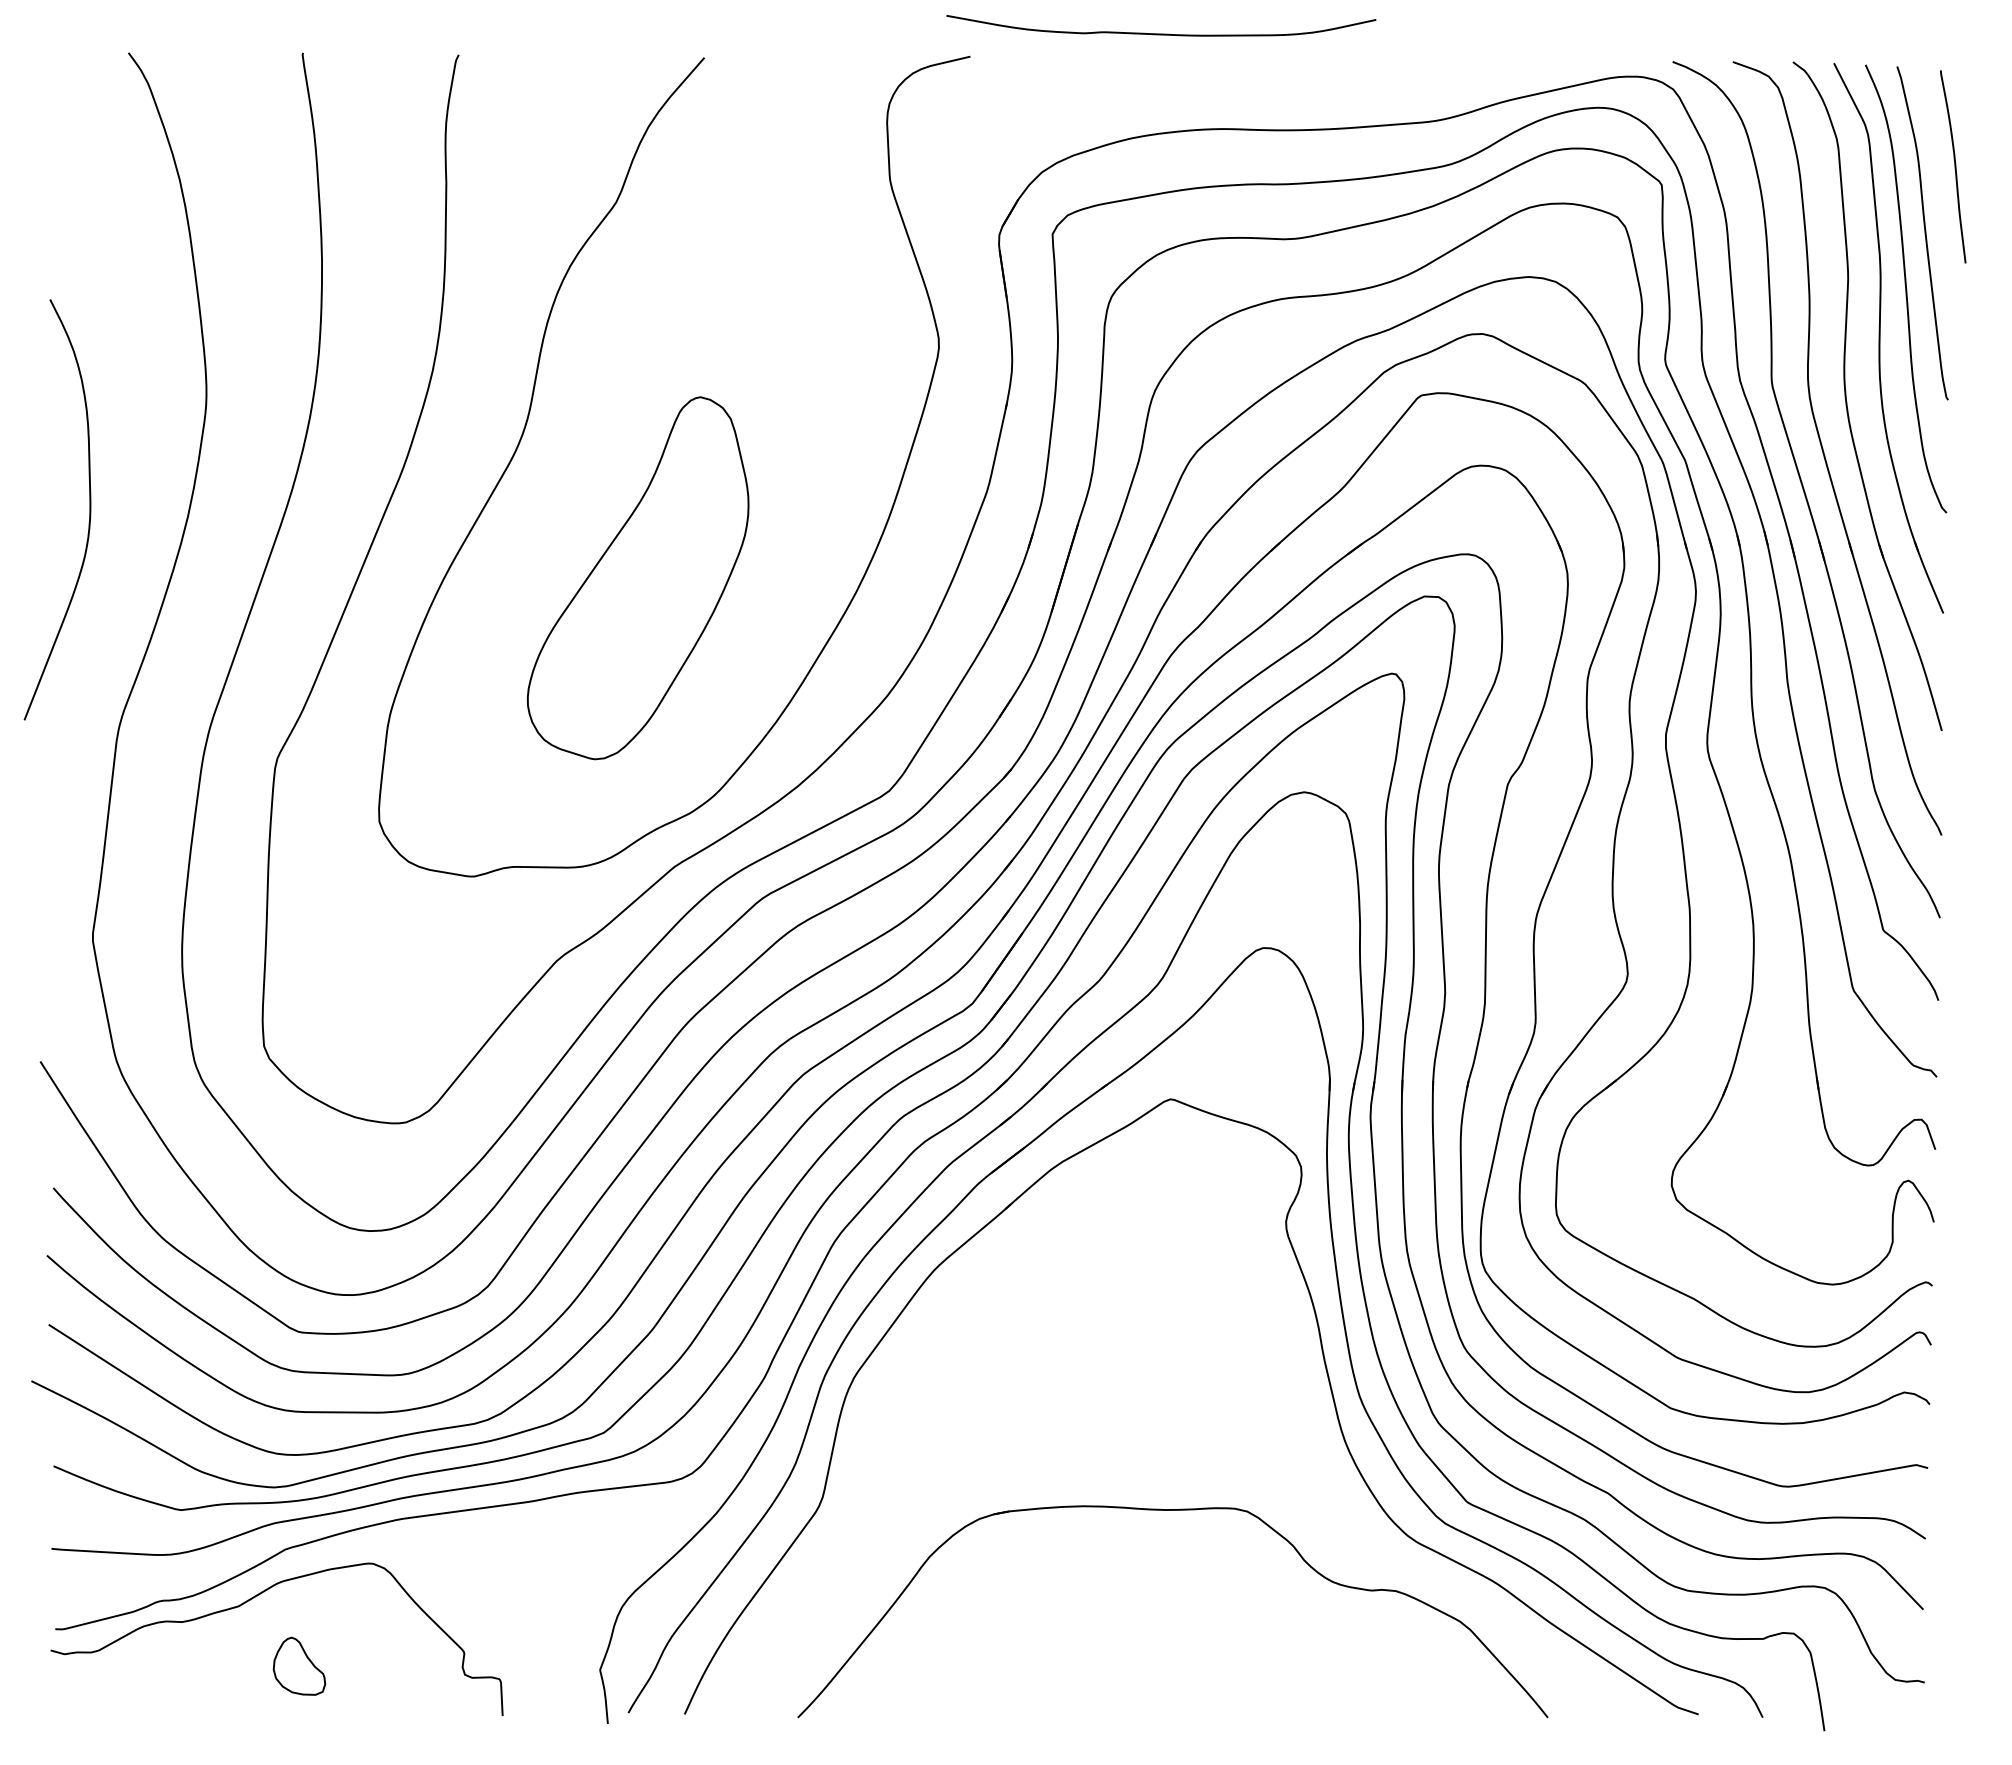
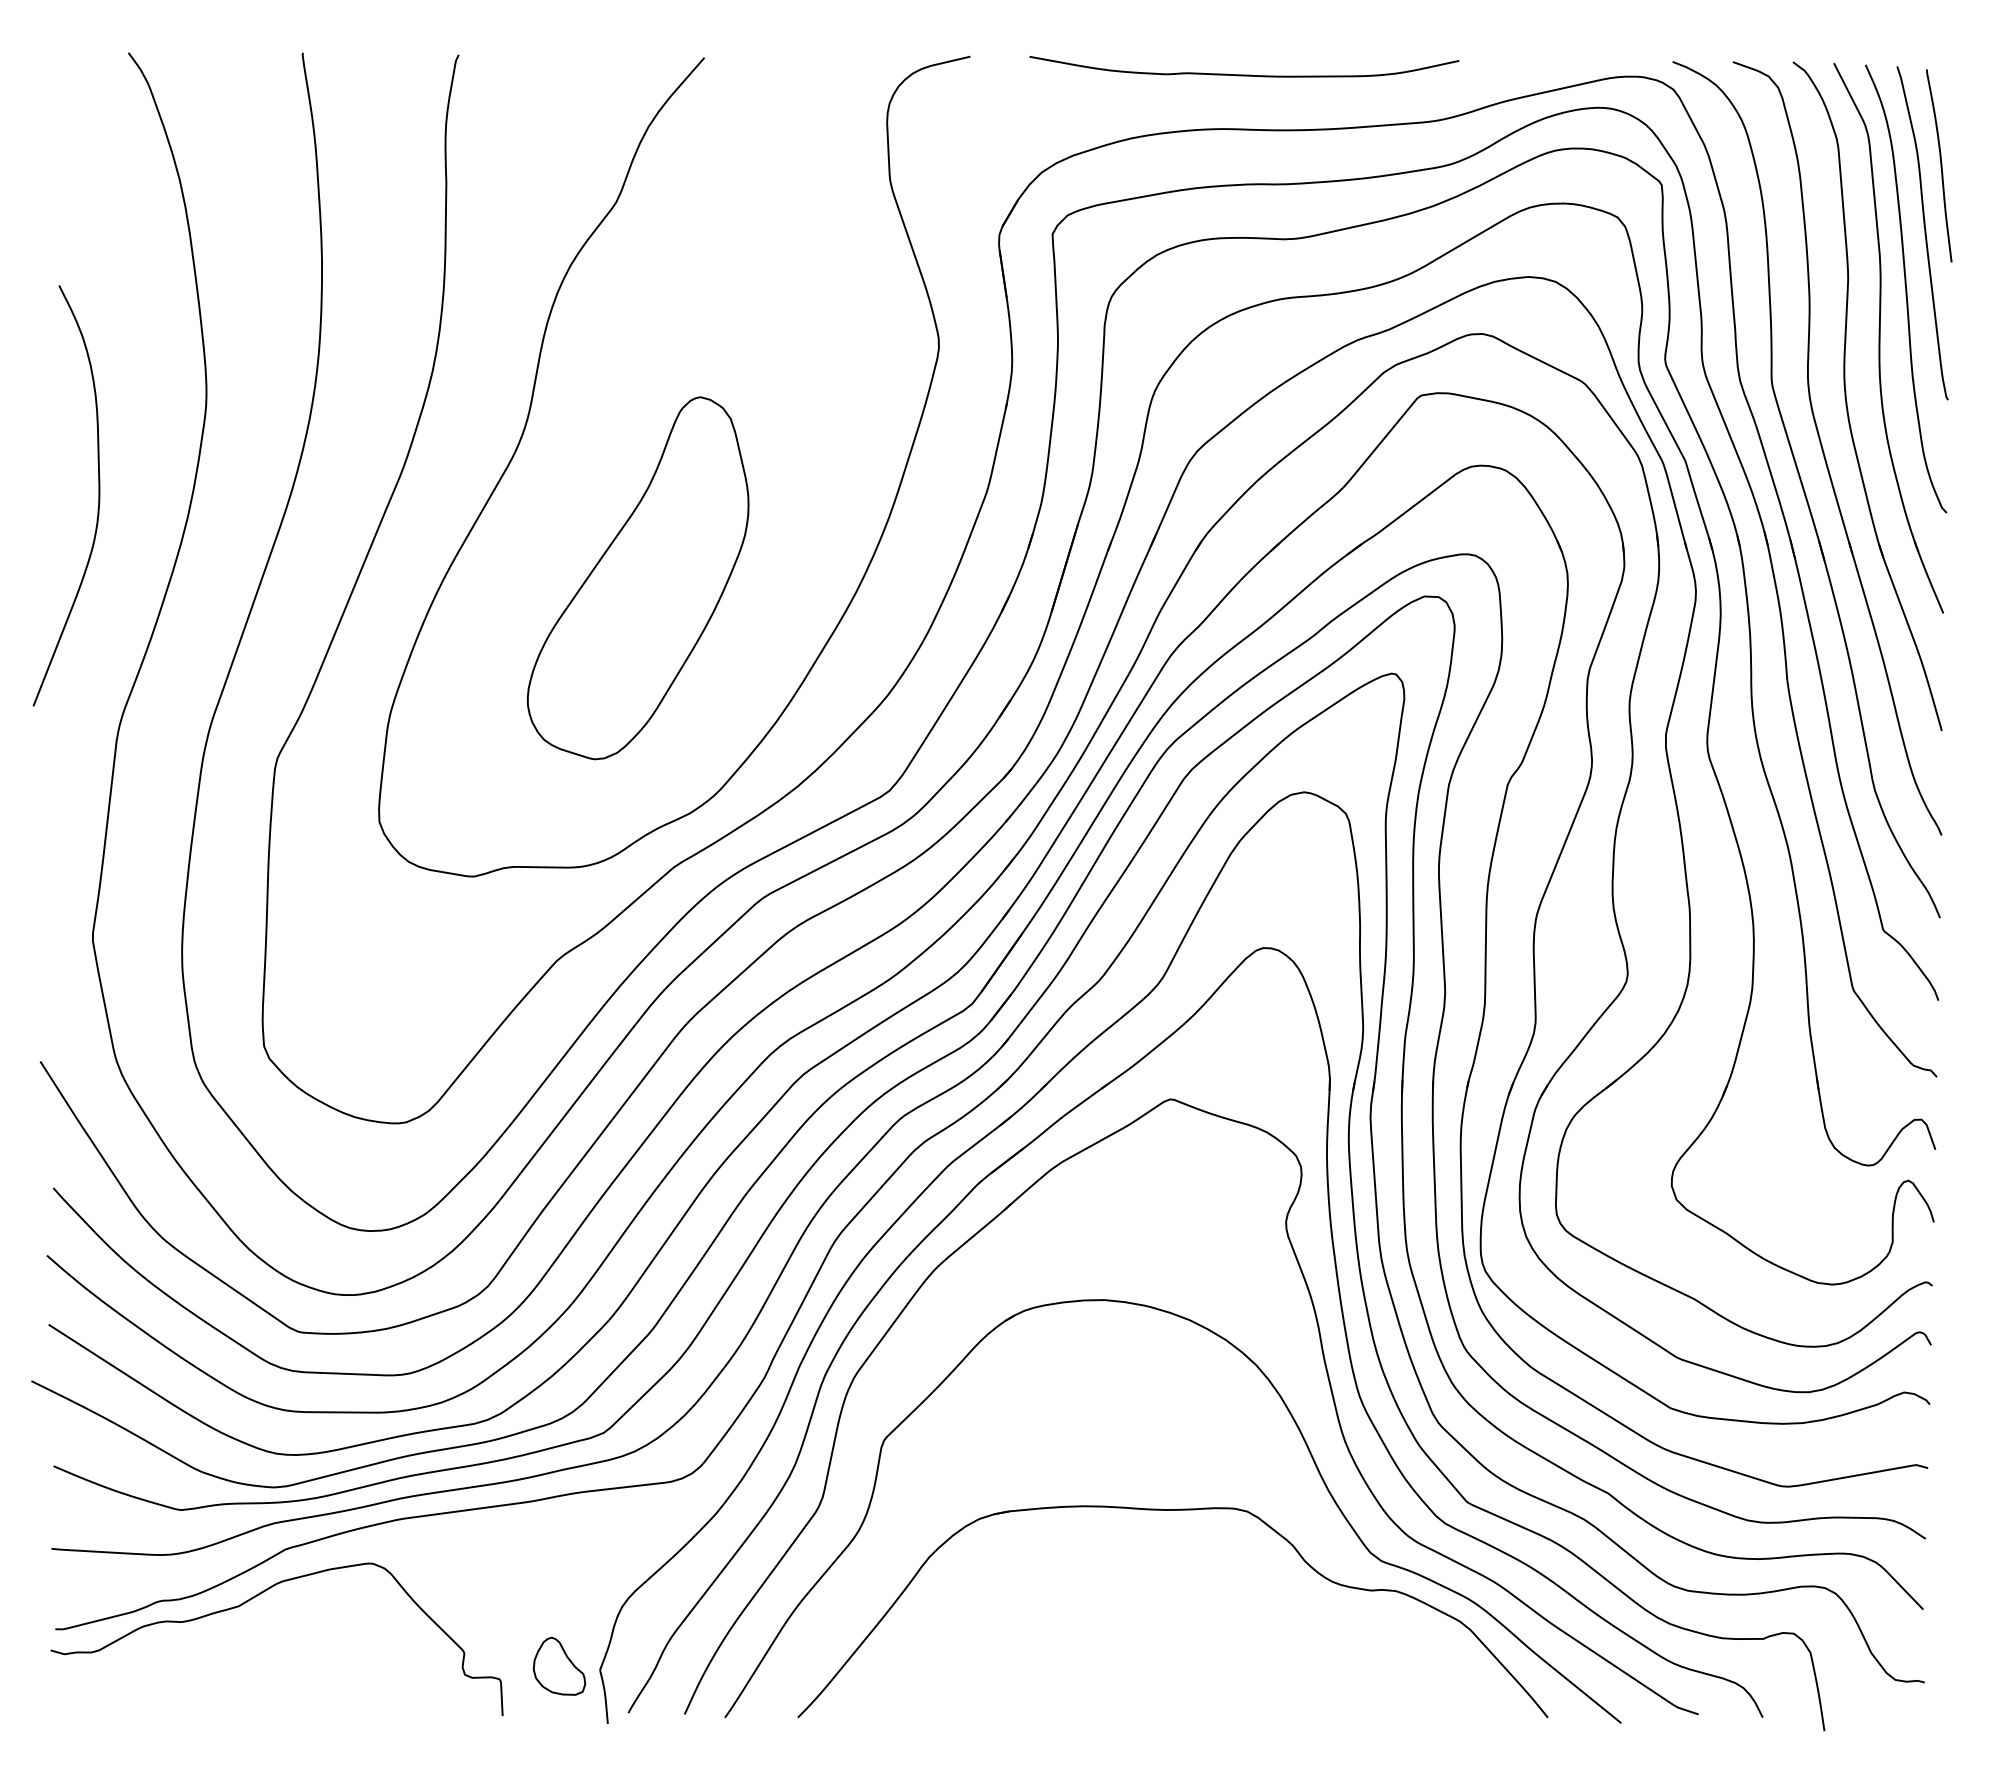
curve position: (1161, 33) -> (1244, 74) (1244, 74)
curve position: (1954, 166) -> (1940, 165) (1940, 165)
curve position: (89, 509) -> (98, 495) (98, 495)
part: none -> present (1307, 1449)
part position: (299, 1665) -> (559, 1665) (559, 1665)
